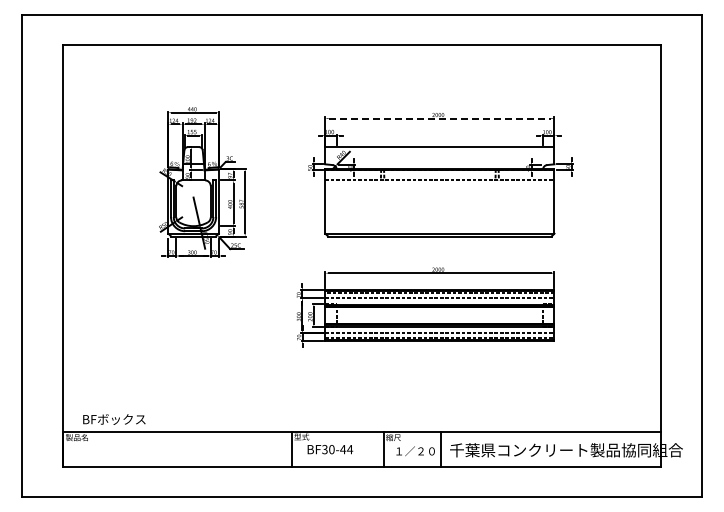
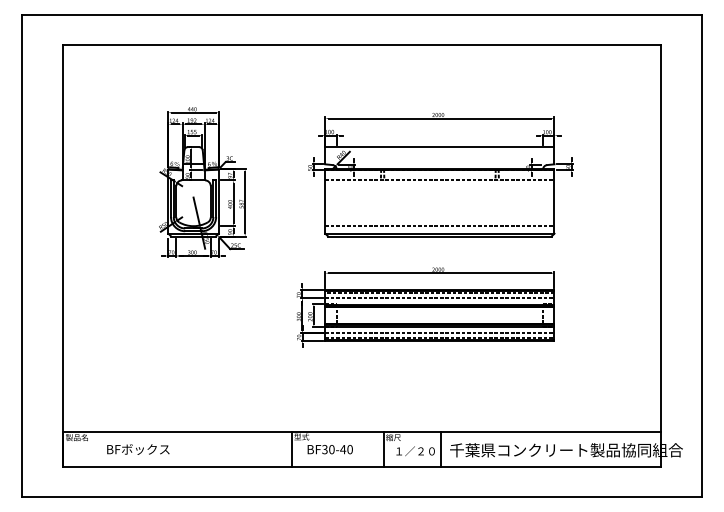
line: dashed -> solid (440, 118)
line: none -> present (439, 226)
text position: (114, 419) -> (138, 449) (138, 449)
text: BF30-44 -> BF30-40 (350, 449)
